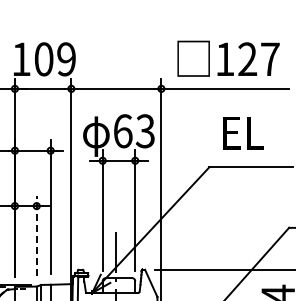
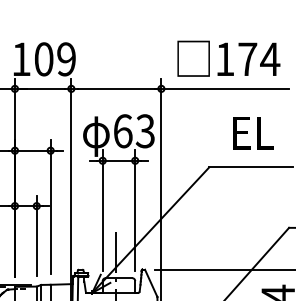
text: 127 -> 174 (259, 58)
text position: (243, 133) -> (253, 133) (253, 133)
line: dashed -> solid (36, 235)
